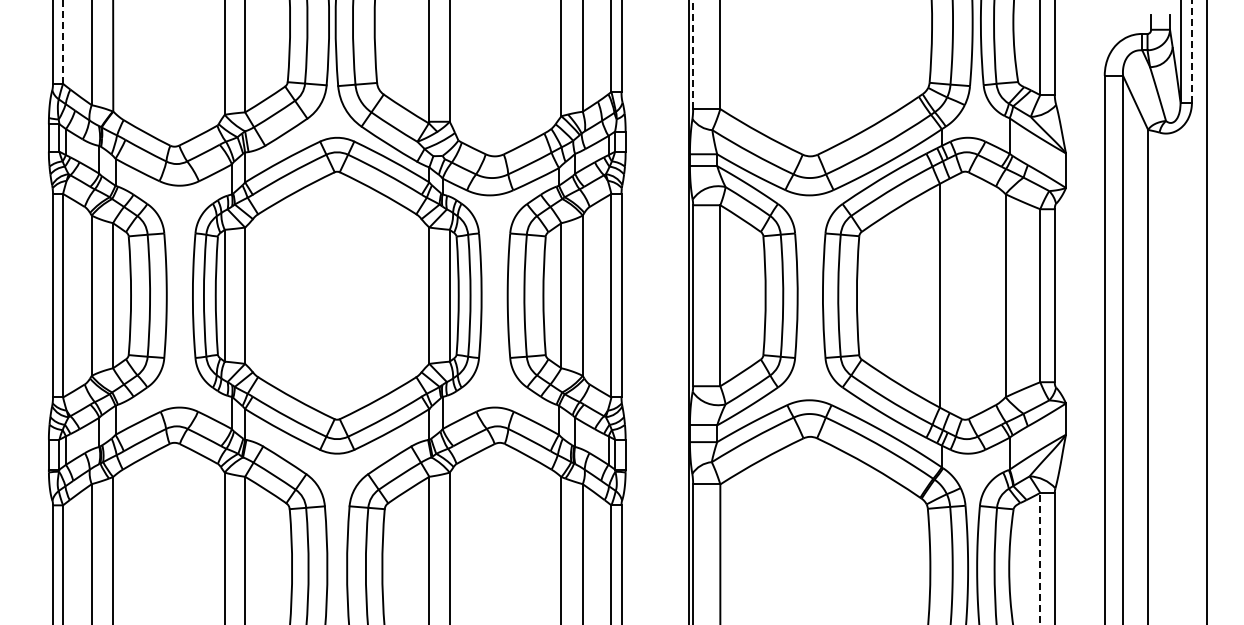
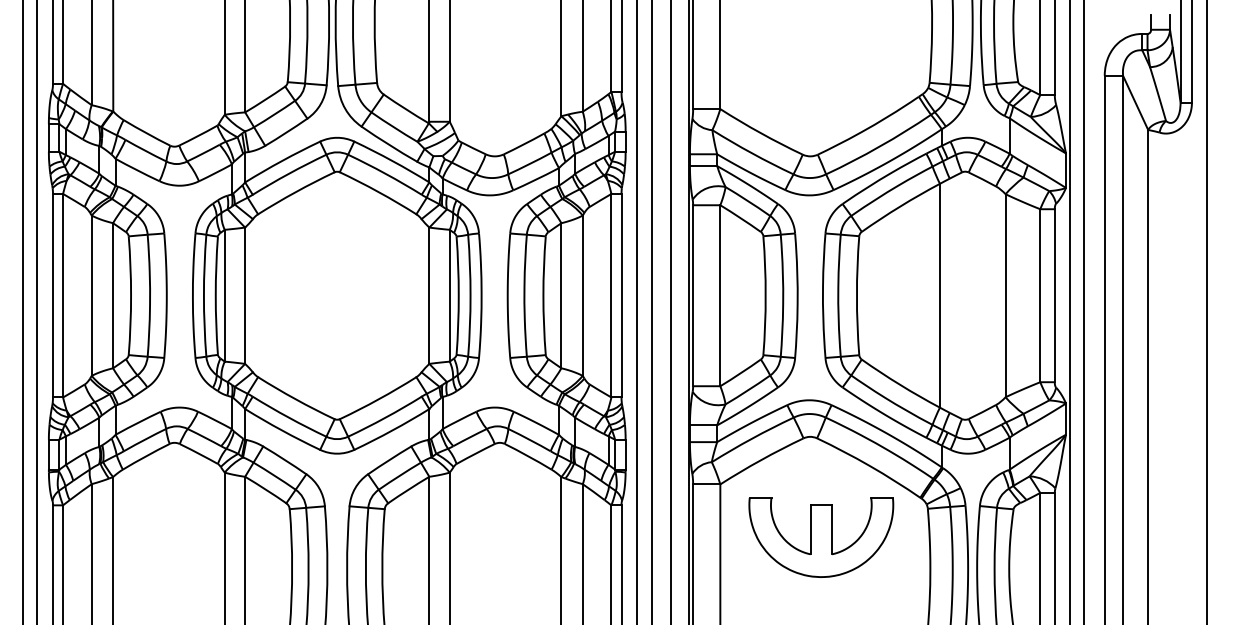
line: dashed -> solid (63, 42)
line: dashed -> solid (1191, 51)
line: dashed -> solid (693, 54)
line: none -> present (22, 311)
line: none -> present (37, 311)
line: none -> present (637, 311)
line: none -> present (651, 311)
line: none -> present (671, 311)
line: none -> present (1069, 311)
line: none -> present (1083, 311)
part: none -> present (821, 537)
line: dashed -> solid (1040, 558)
